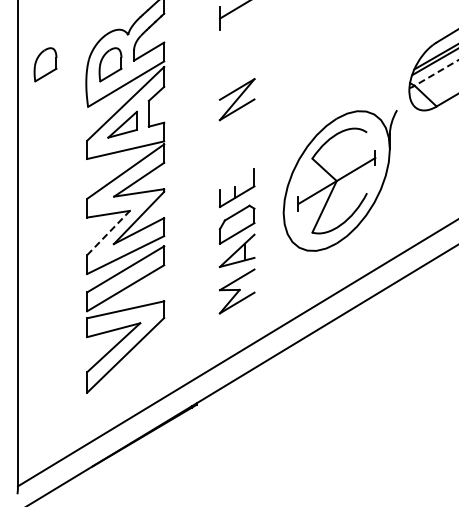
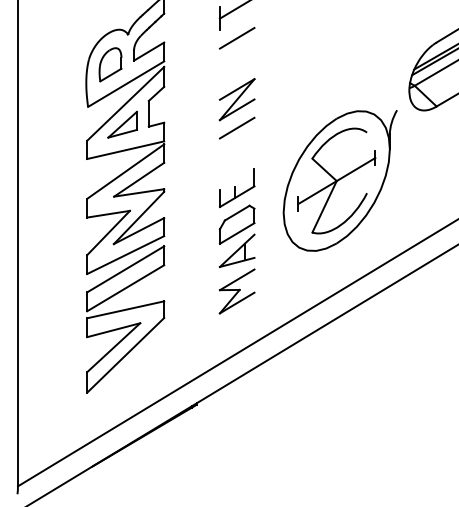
line: none -> present (236, 37)
part: present -> none (45, 64)
line: dashed -> solid (436, 73)
line: none -> present (236, 127)
line: dashed -> solid (108, 233)
